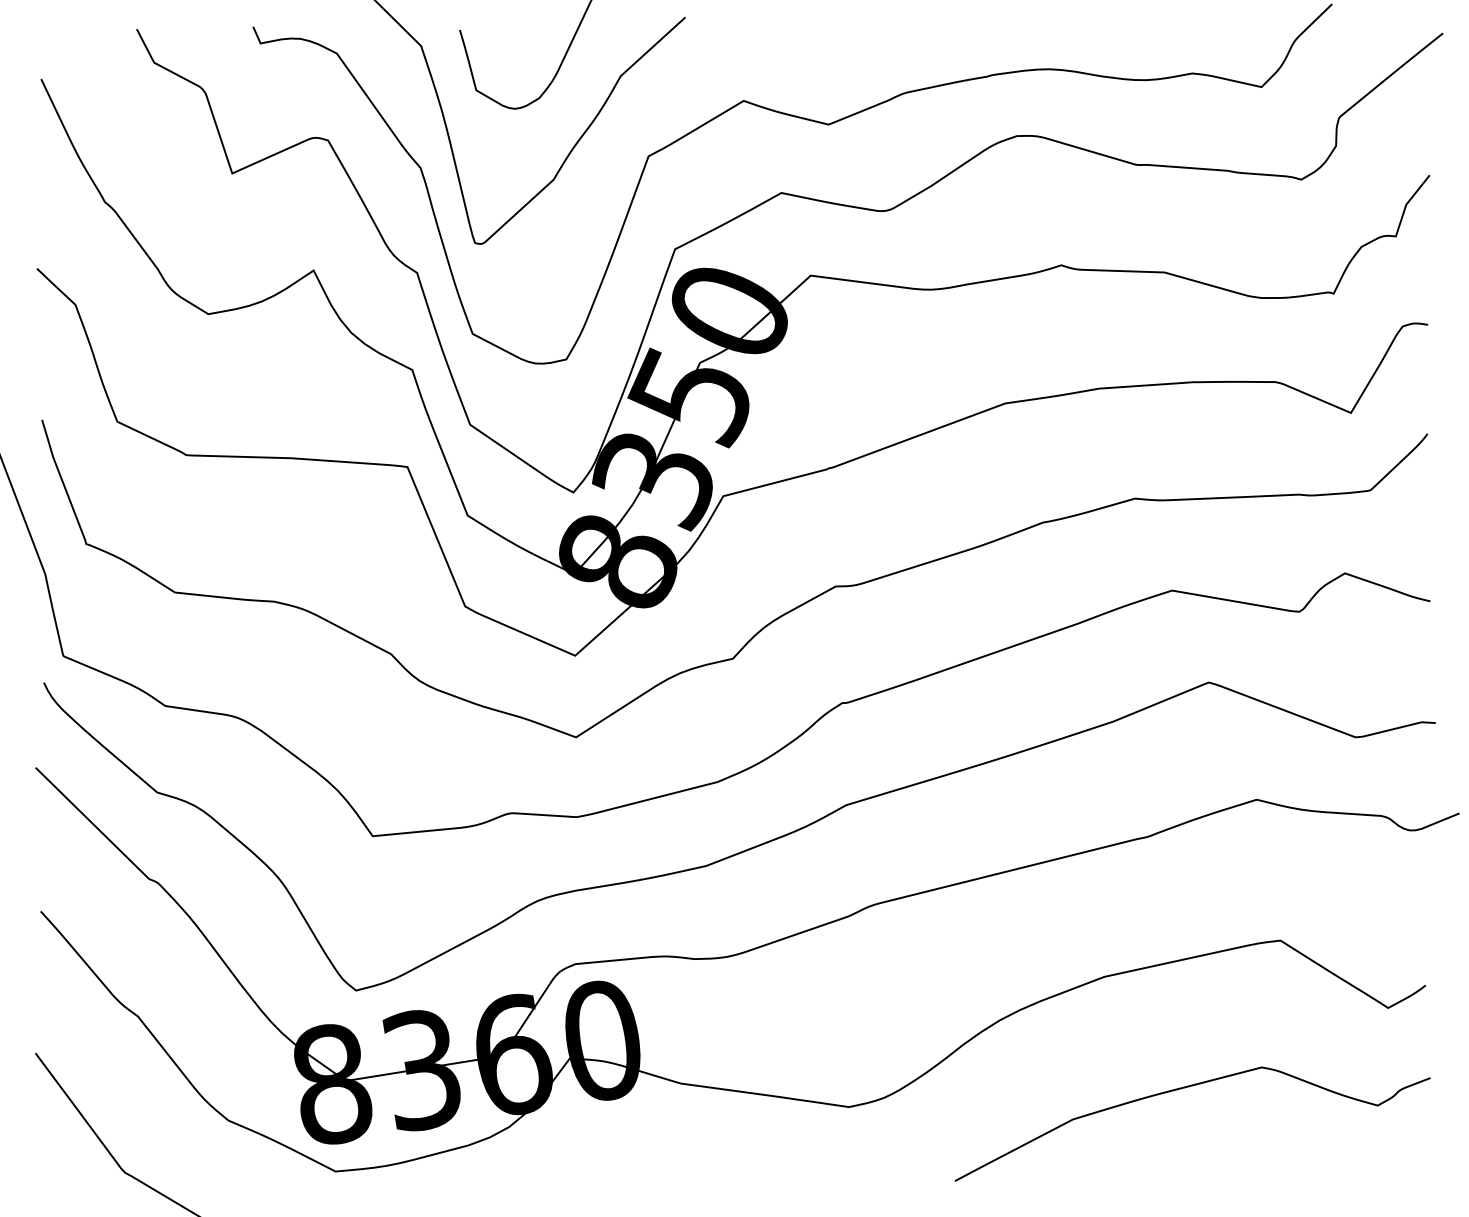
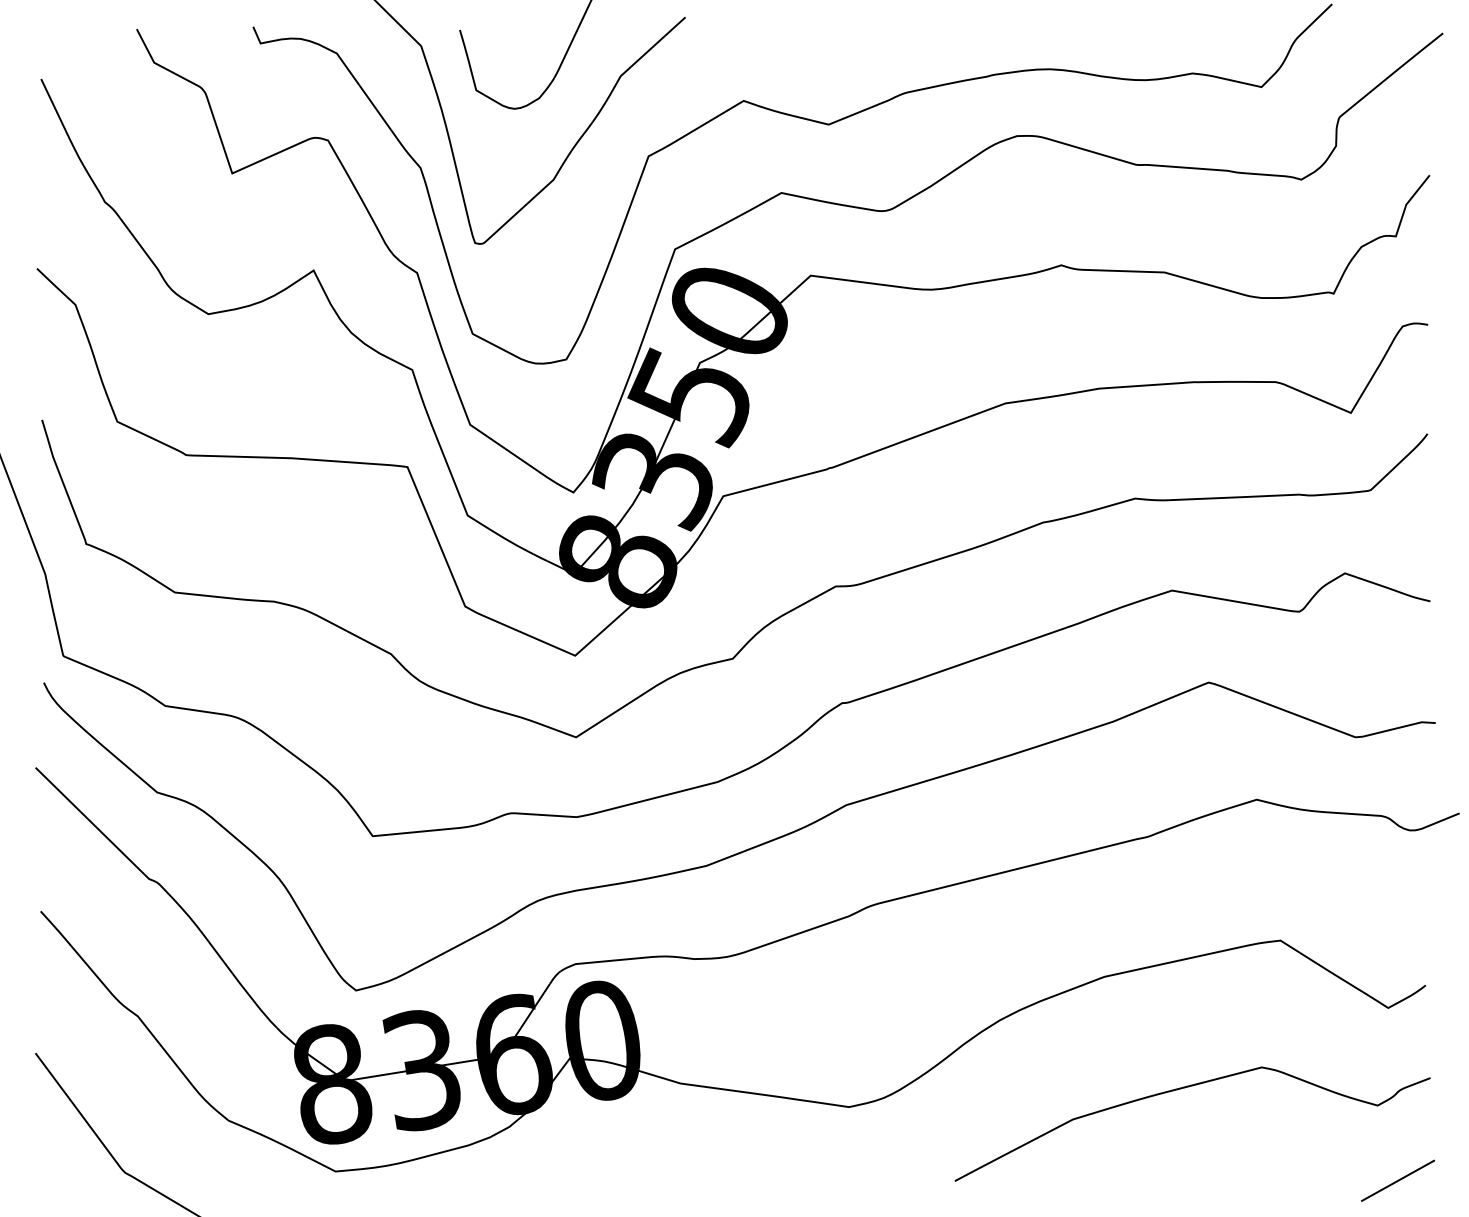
line: none -> present (1397, 1180)
